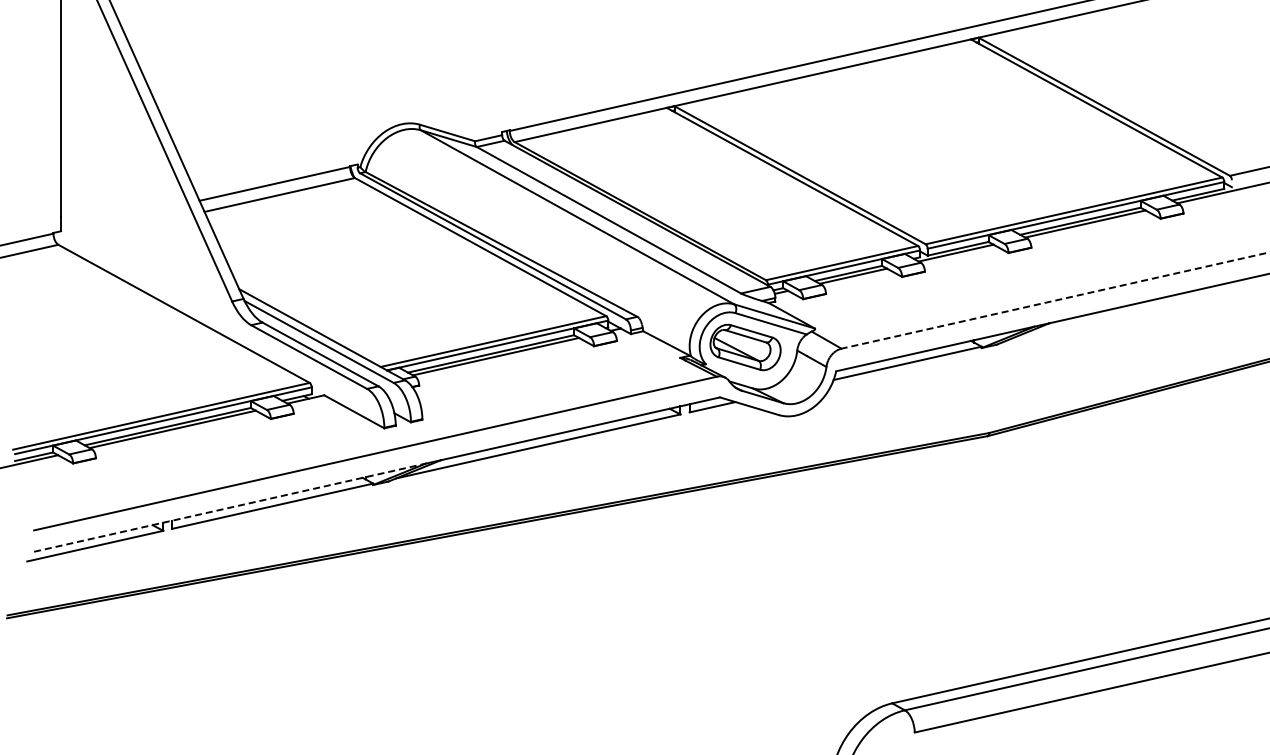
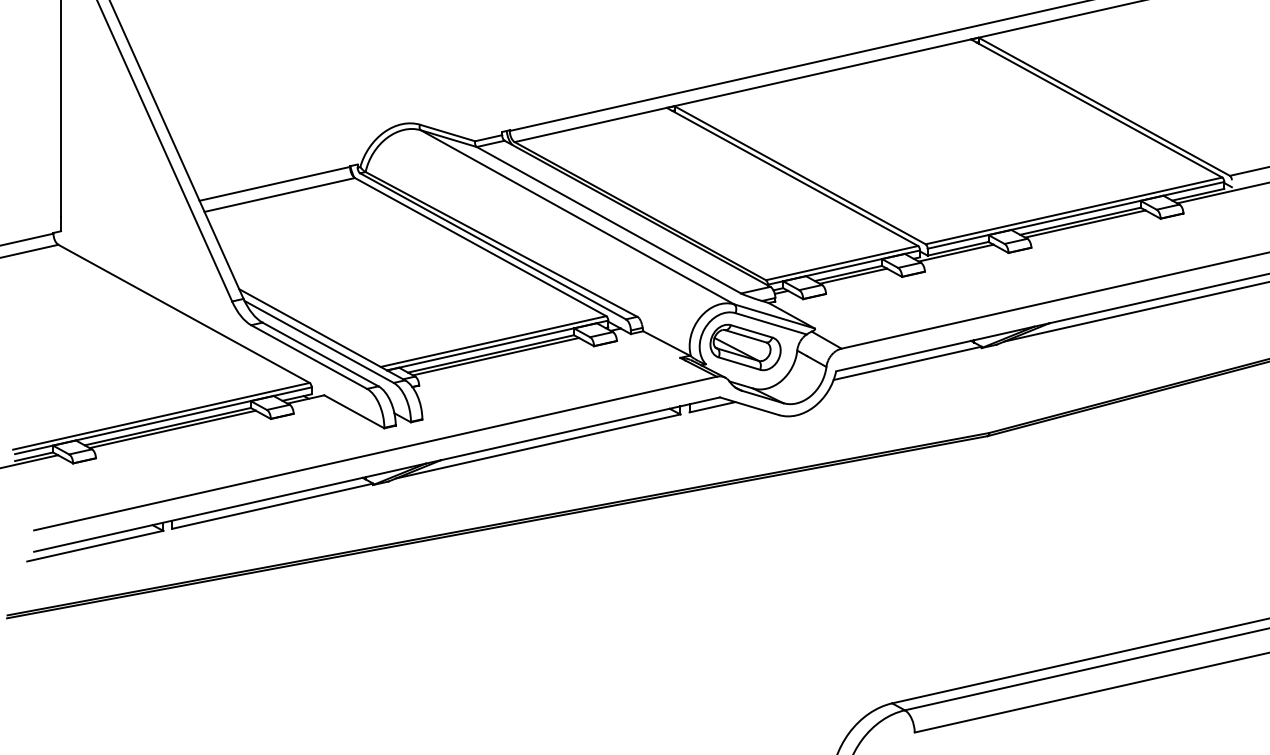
line: dashed -> solid (1055, 300)
line: none -> present (1135, 311)
line: dashed -> solid (229, 507)
